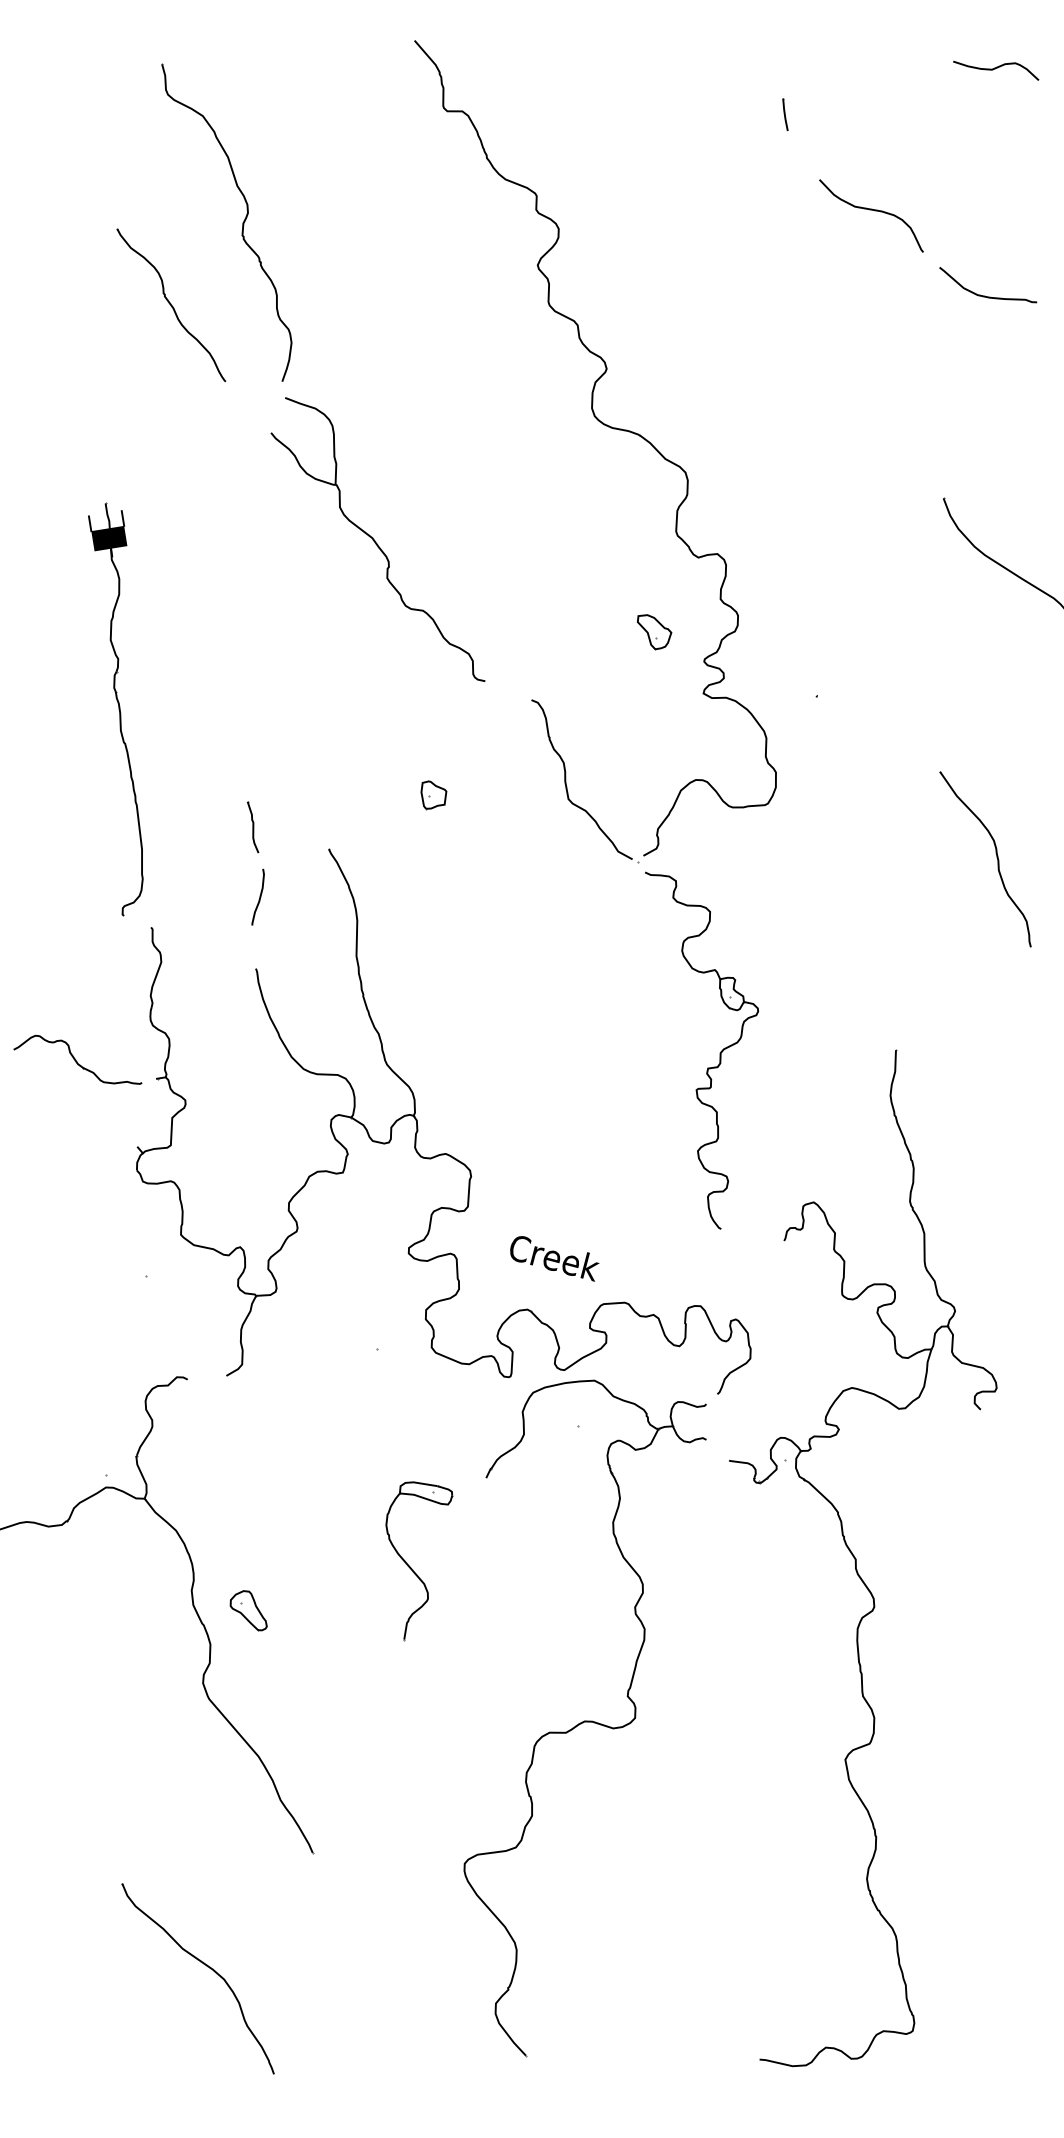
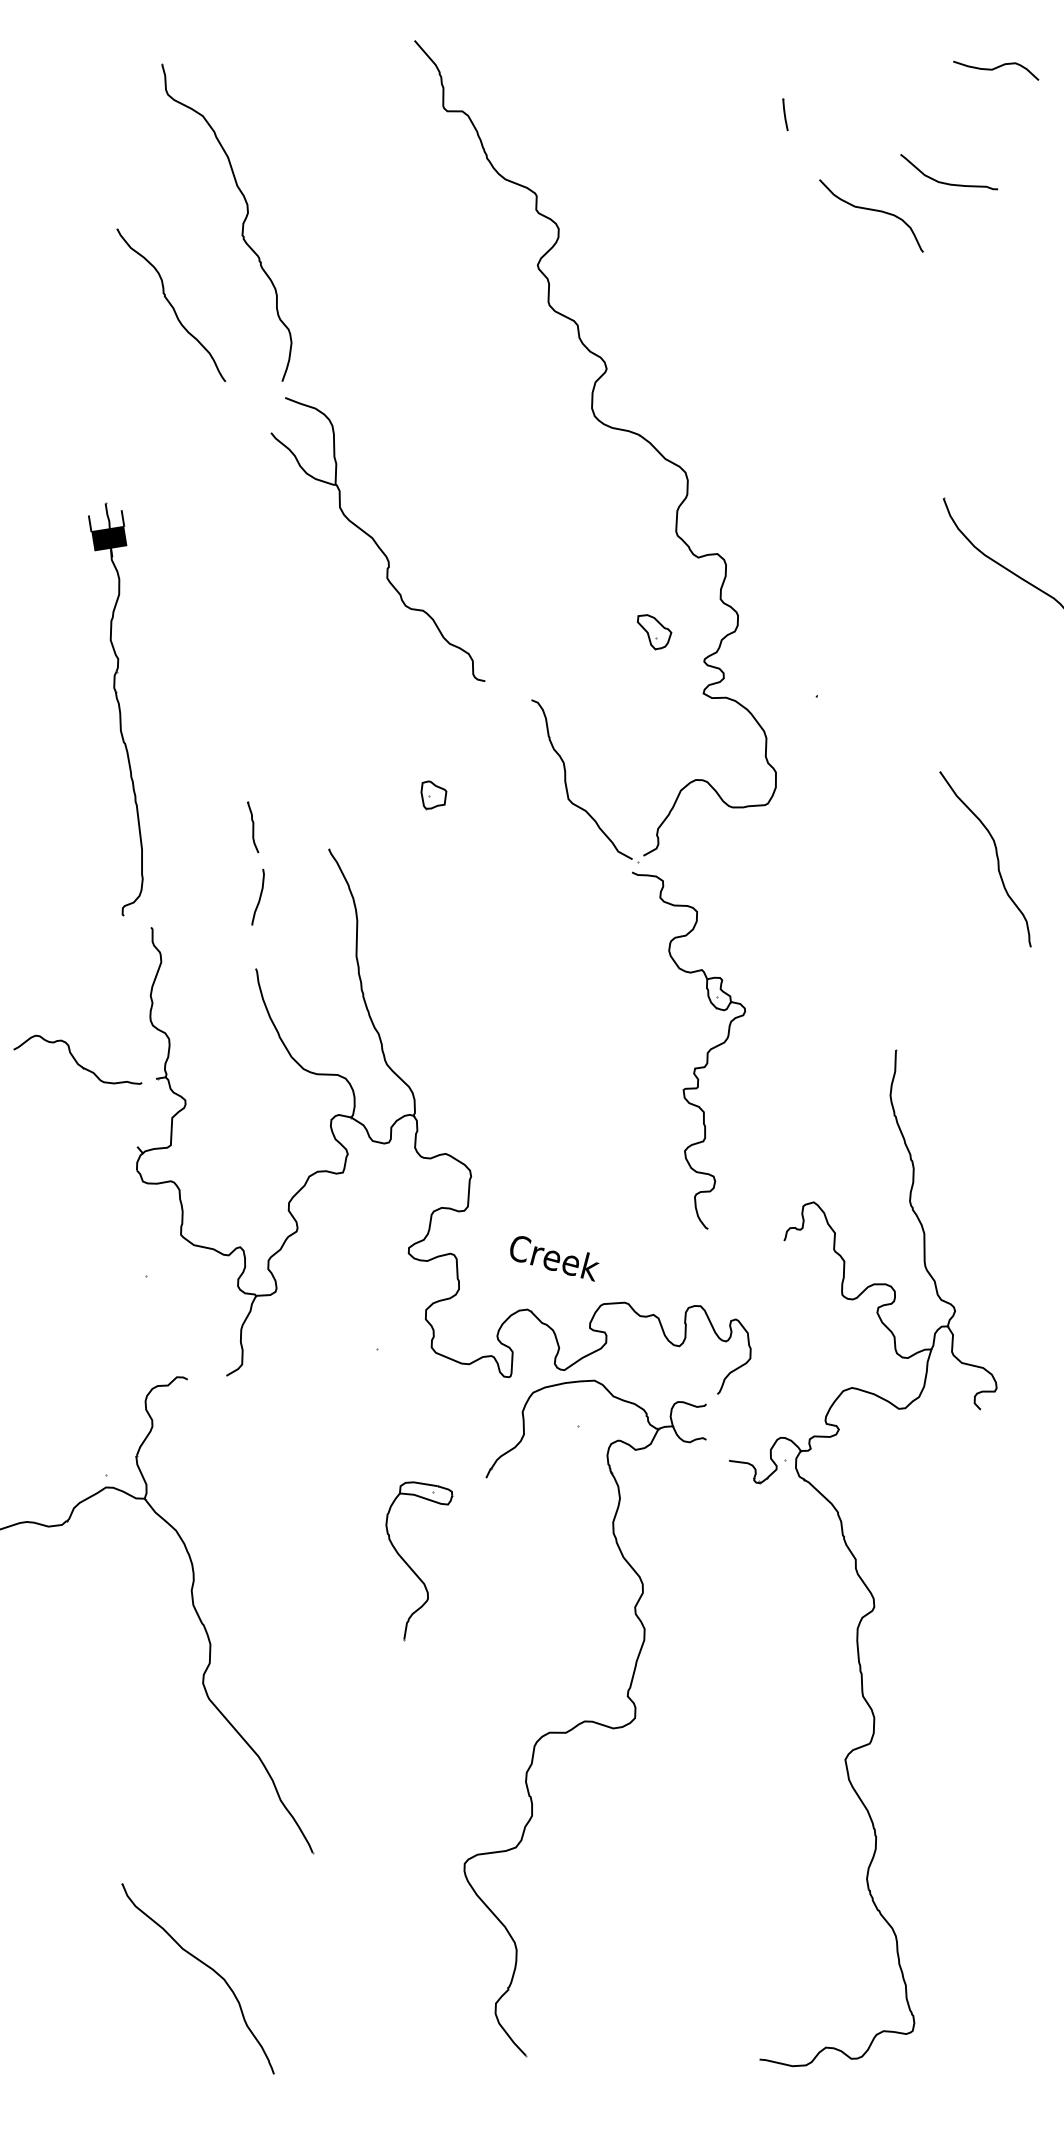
curve position: (985, 295) -> (946, 182) (946, 182)
part position: (719, 1053) -> (706, 1053) (706, 1053)
part: present -> none (248, 1610)
